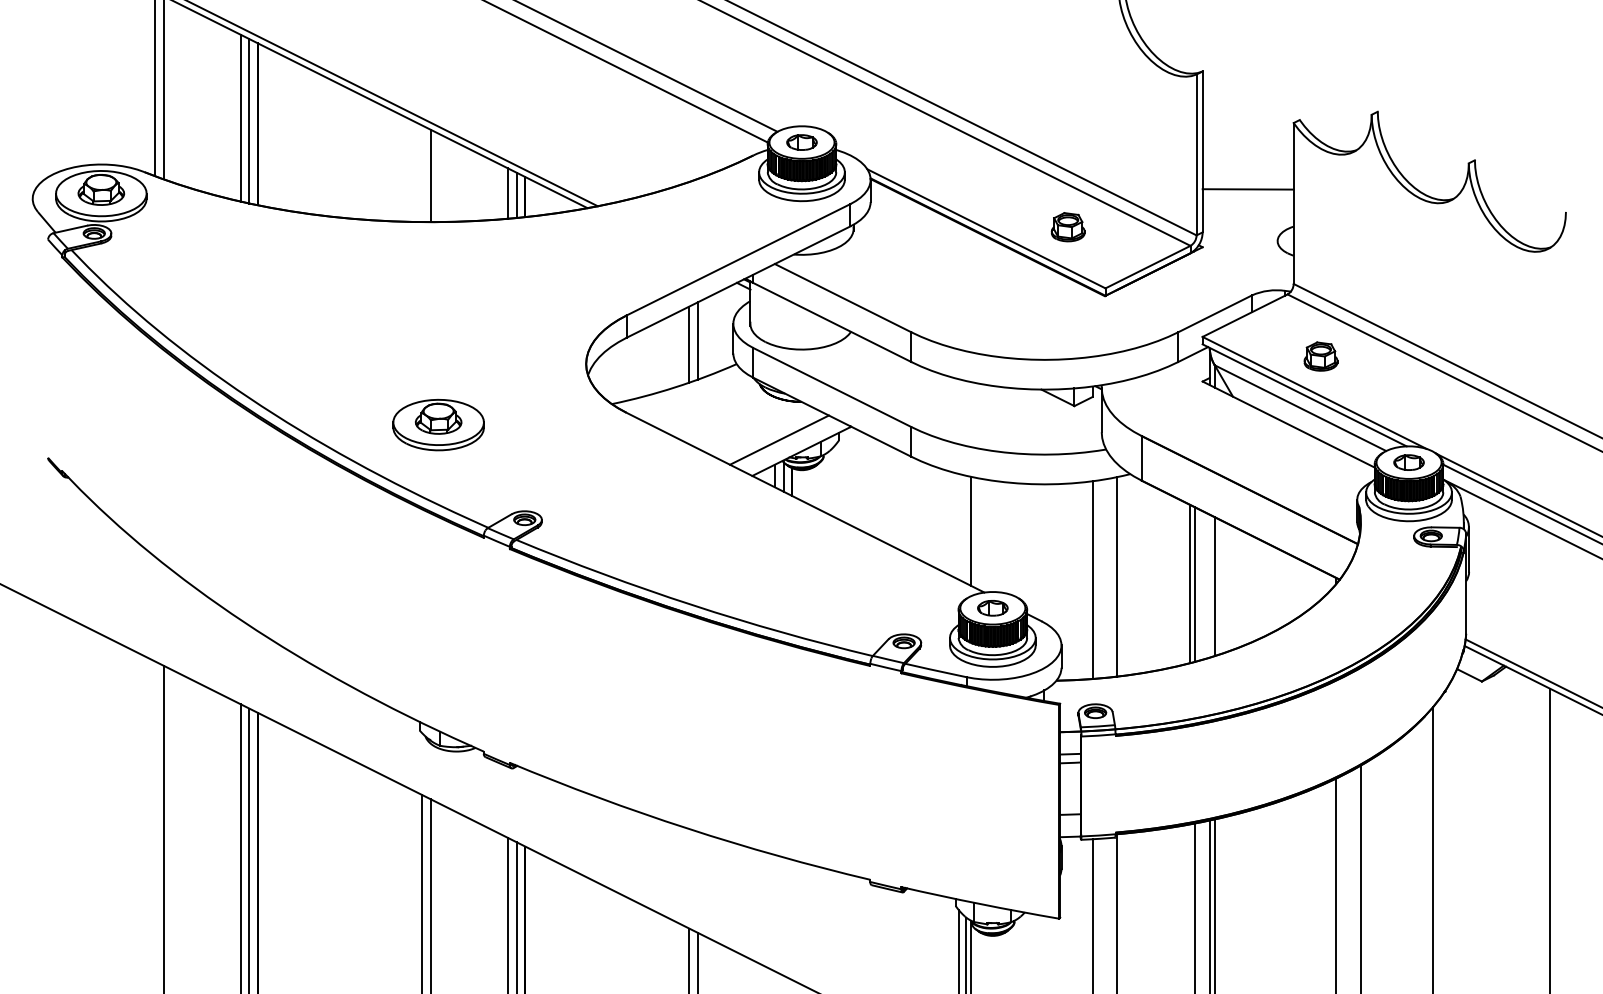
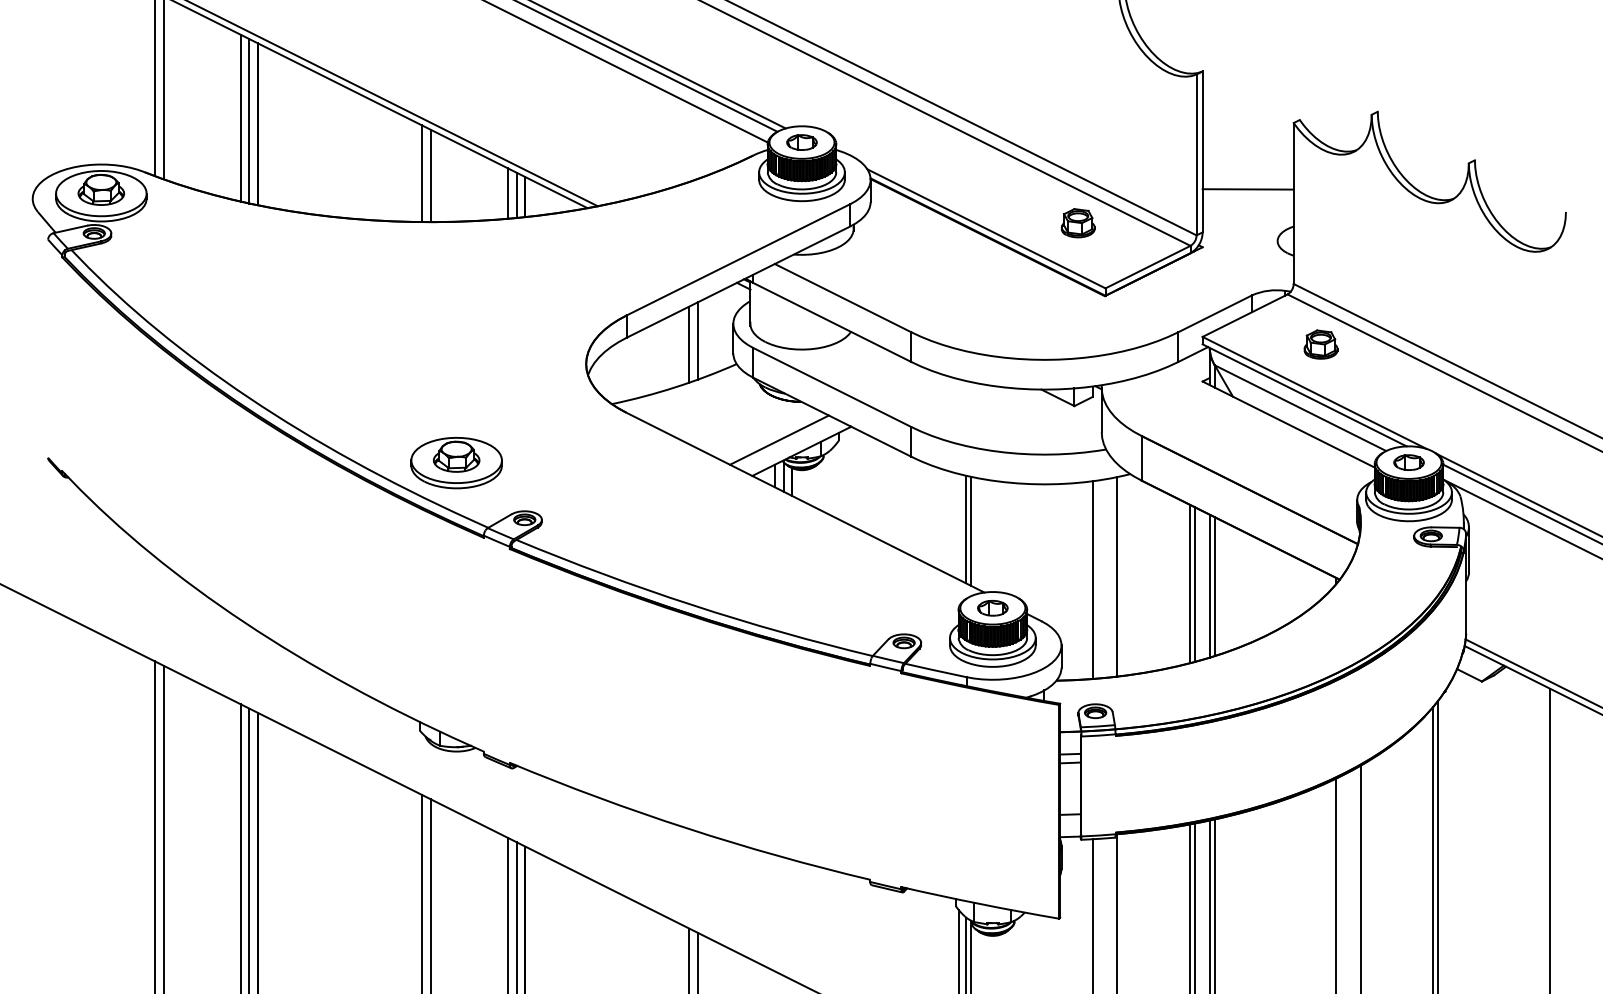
line: none -> present (659, 65)
line: none -> present (422, 173)
part position: (1067, 227) -> (1077, 223) (1077, 223)
part position: (1320, 356) -> (1320, 344) (1320, 344)
part position: (438, 424) -> (456, 462) (456, 462)
line: none -> present (966, 529)
line: none -> present (1209, 585)
line: none -> present (155, 825)
line: none -> present (1438, 845)
line: none -> present (1189, 907)
